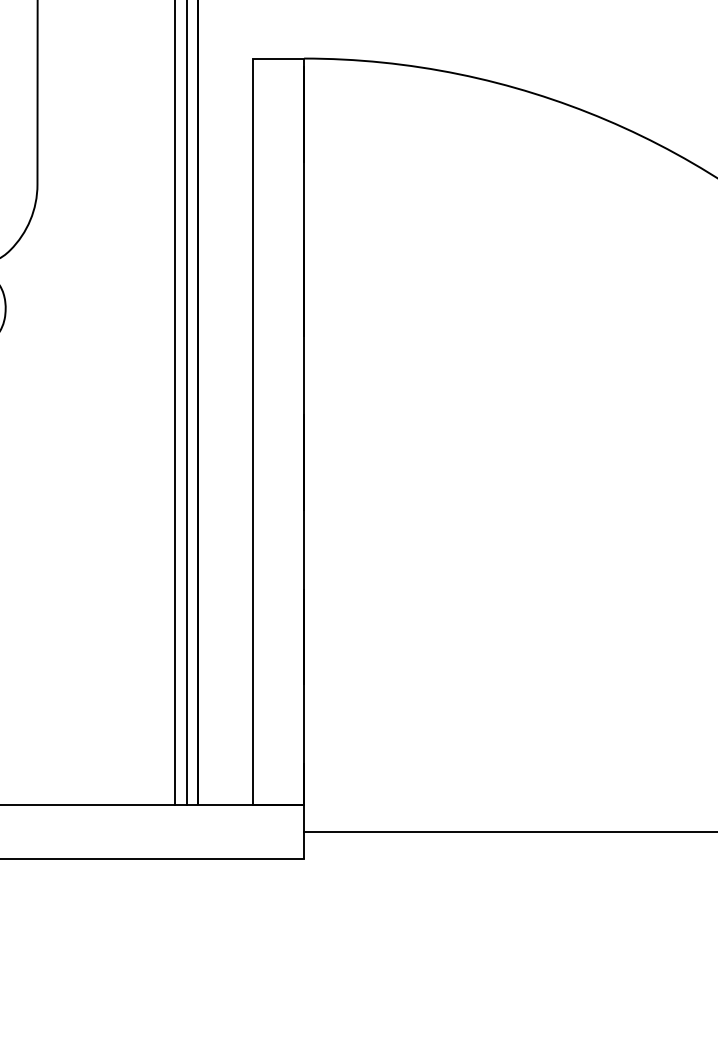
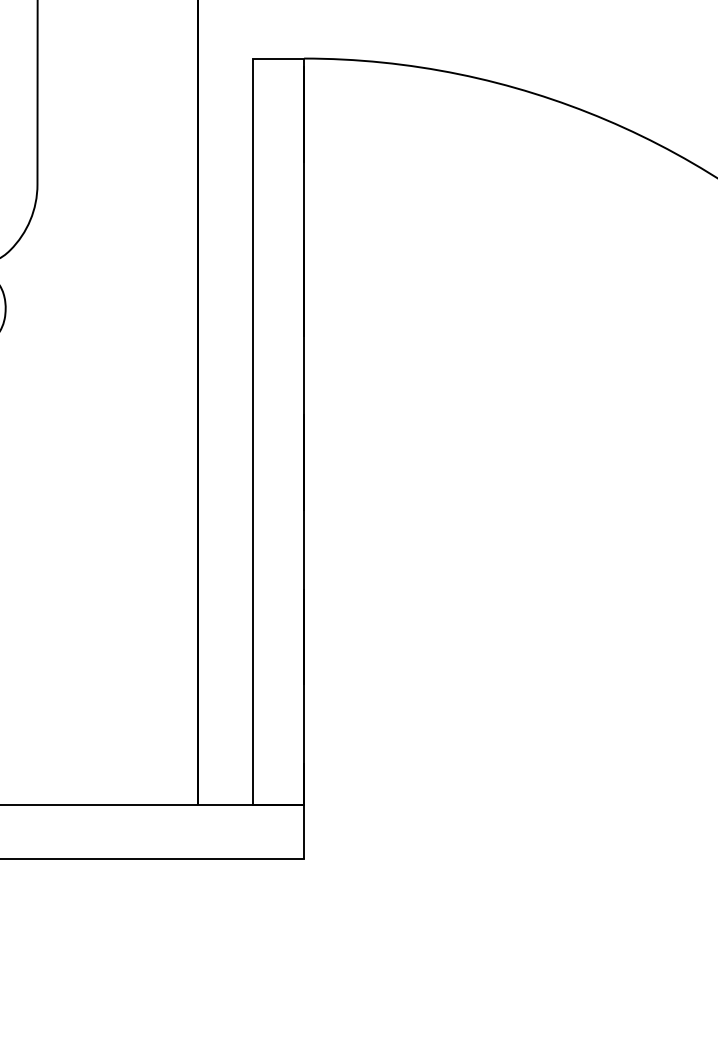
line: present -> none (175, 403)
line: present -> none (186, 403)
line: present -> none (509, 832)
